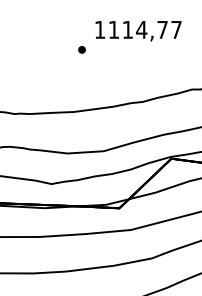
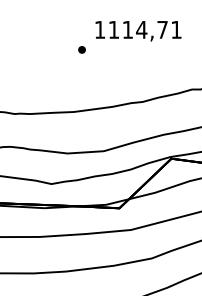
text: 1114,77 -> 1114,71 (176, 29)
